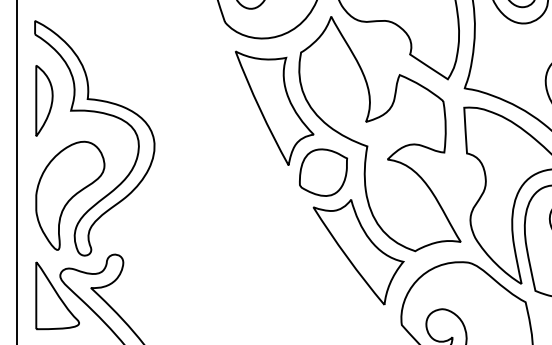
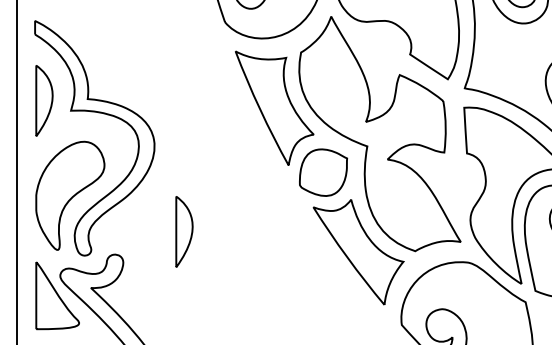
part: none -> present (184, 231)
